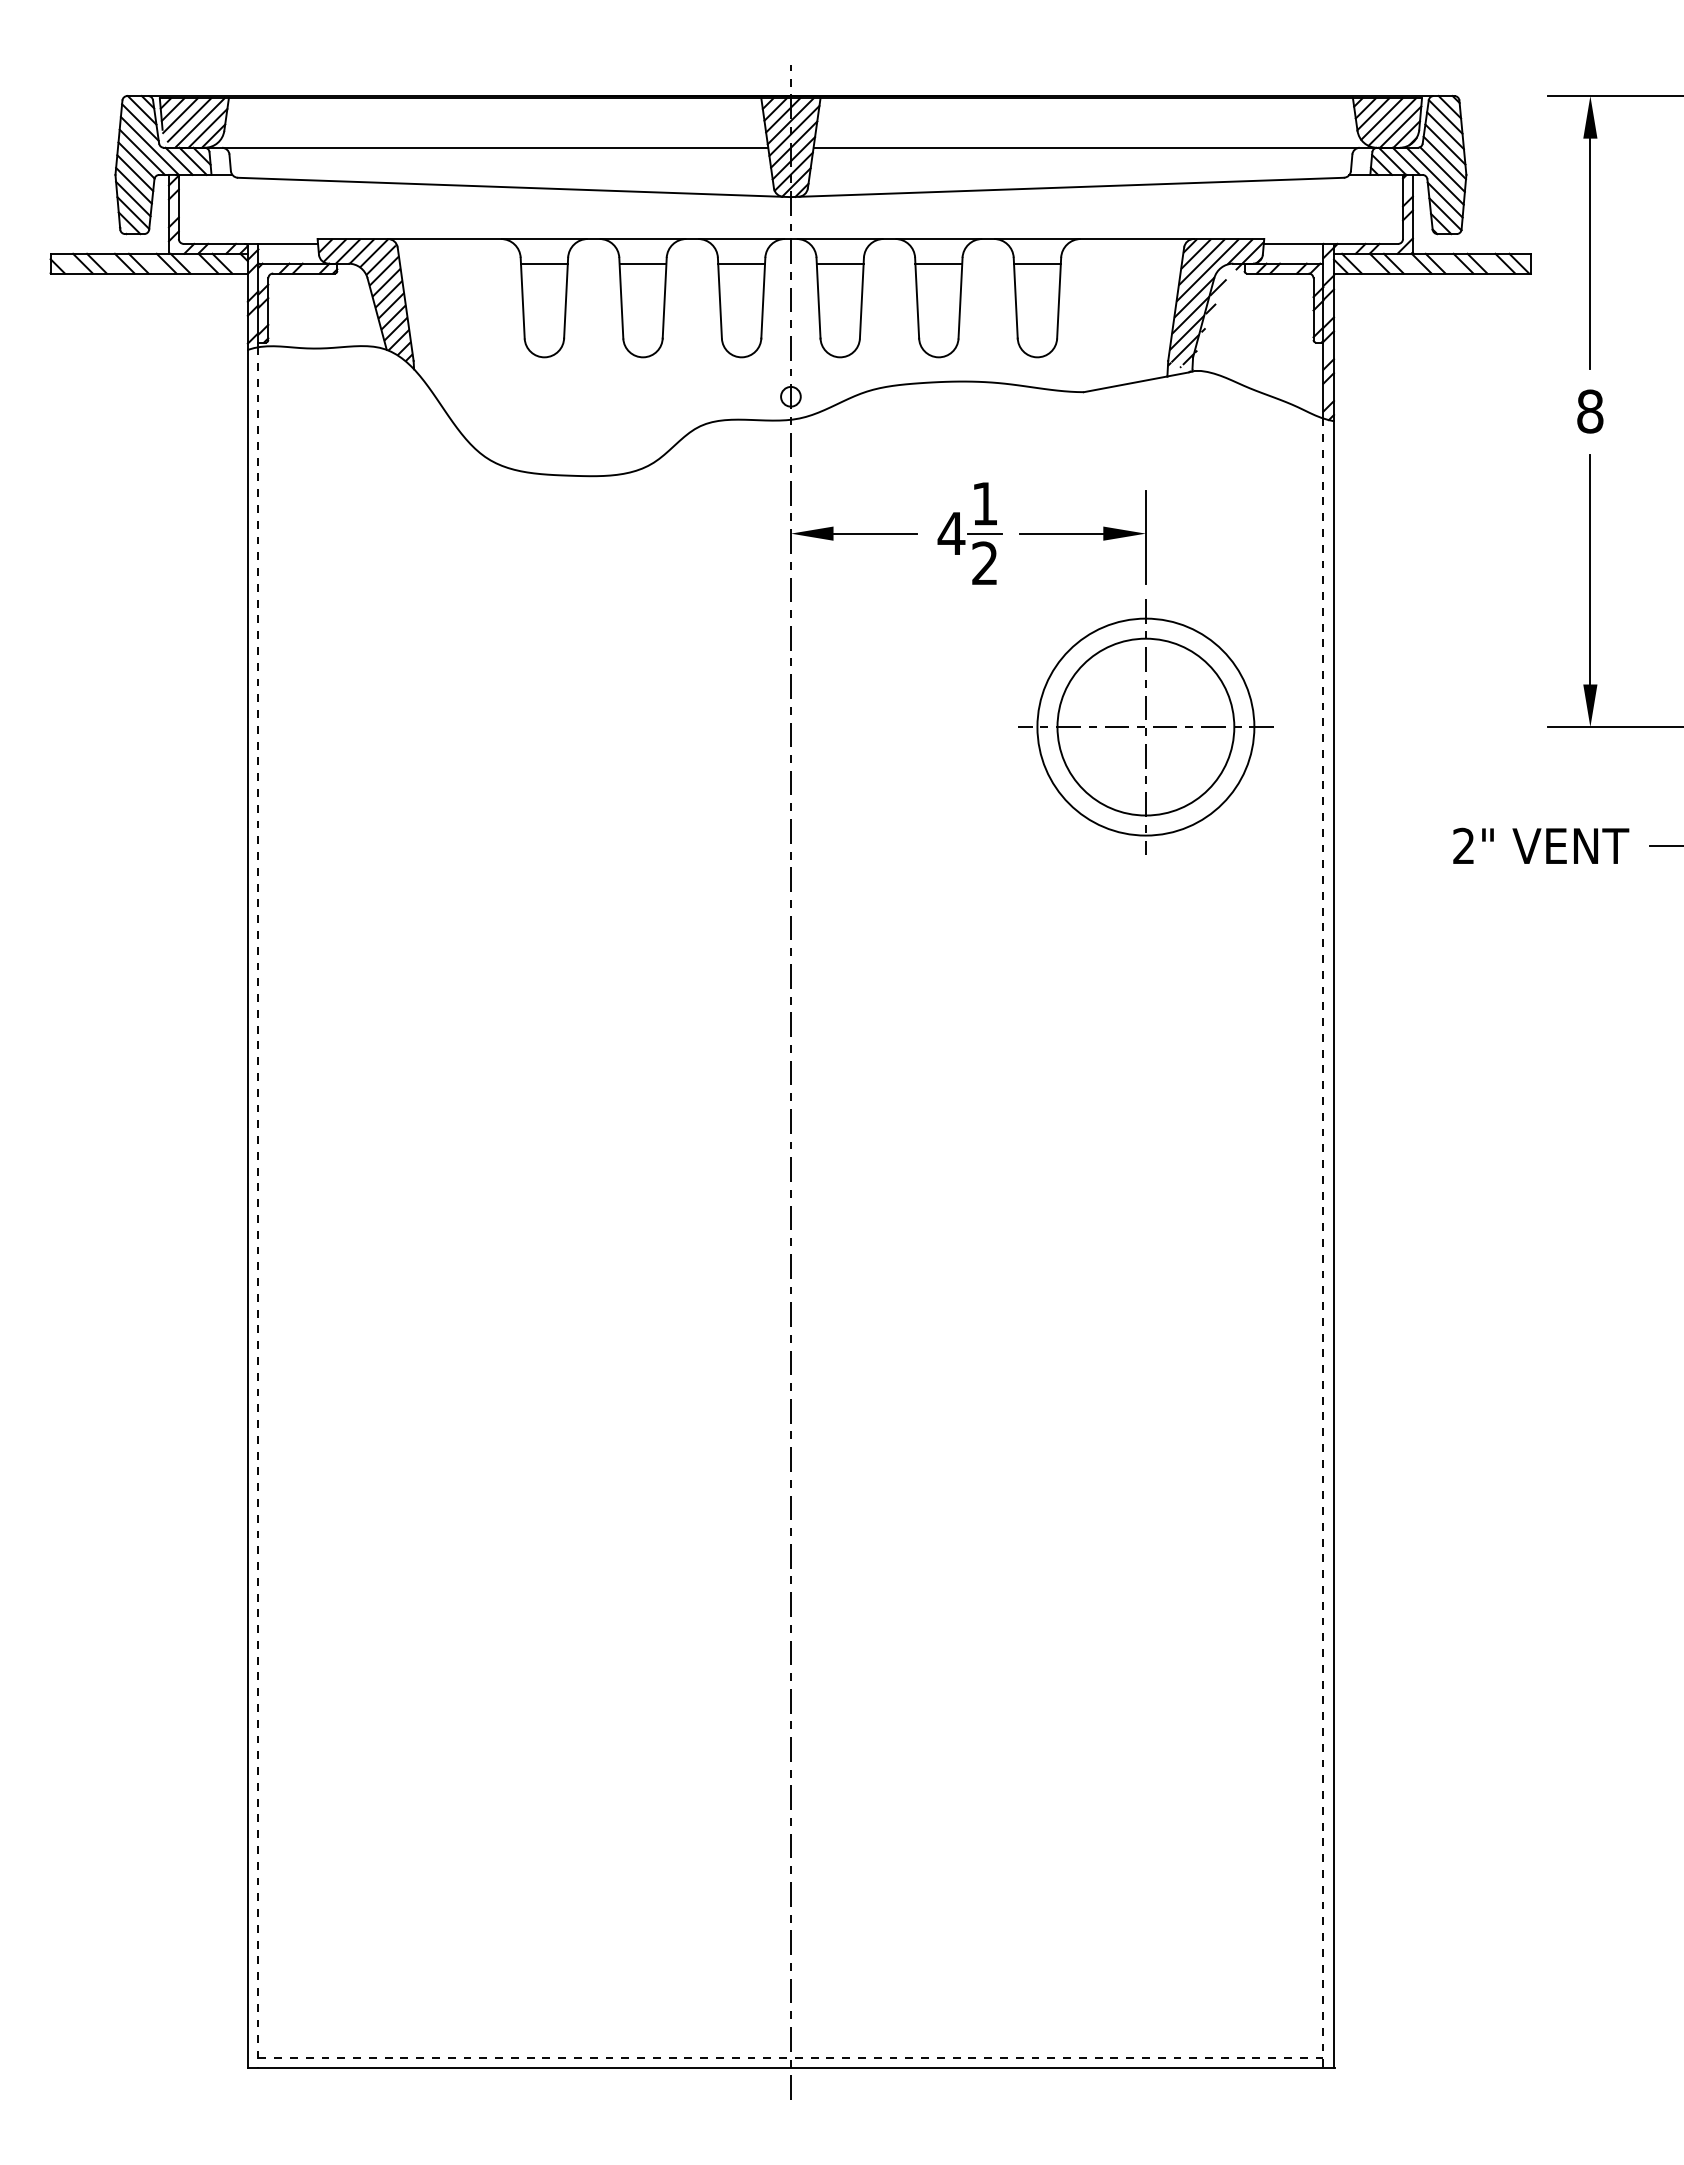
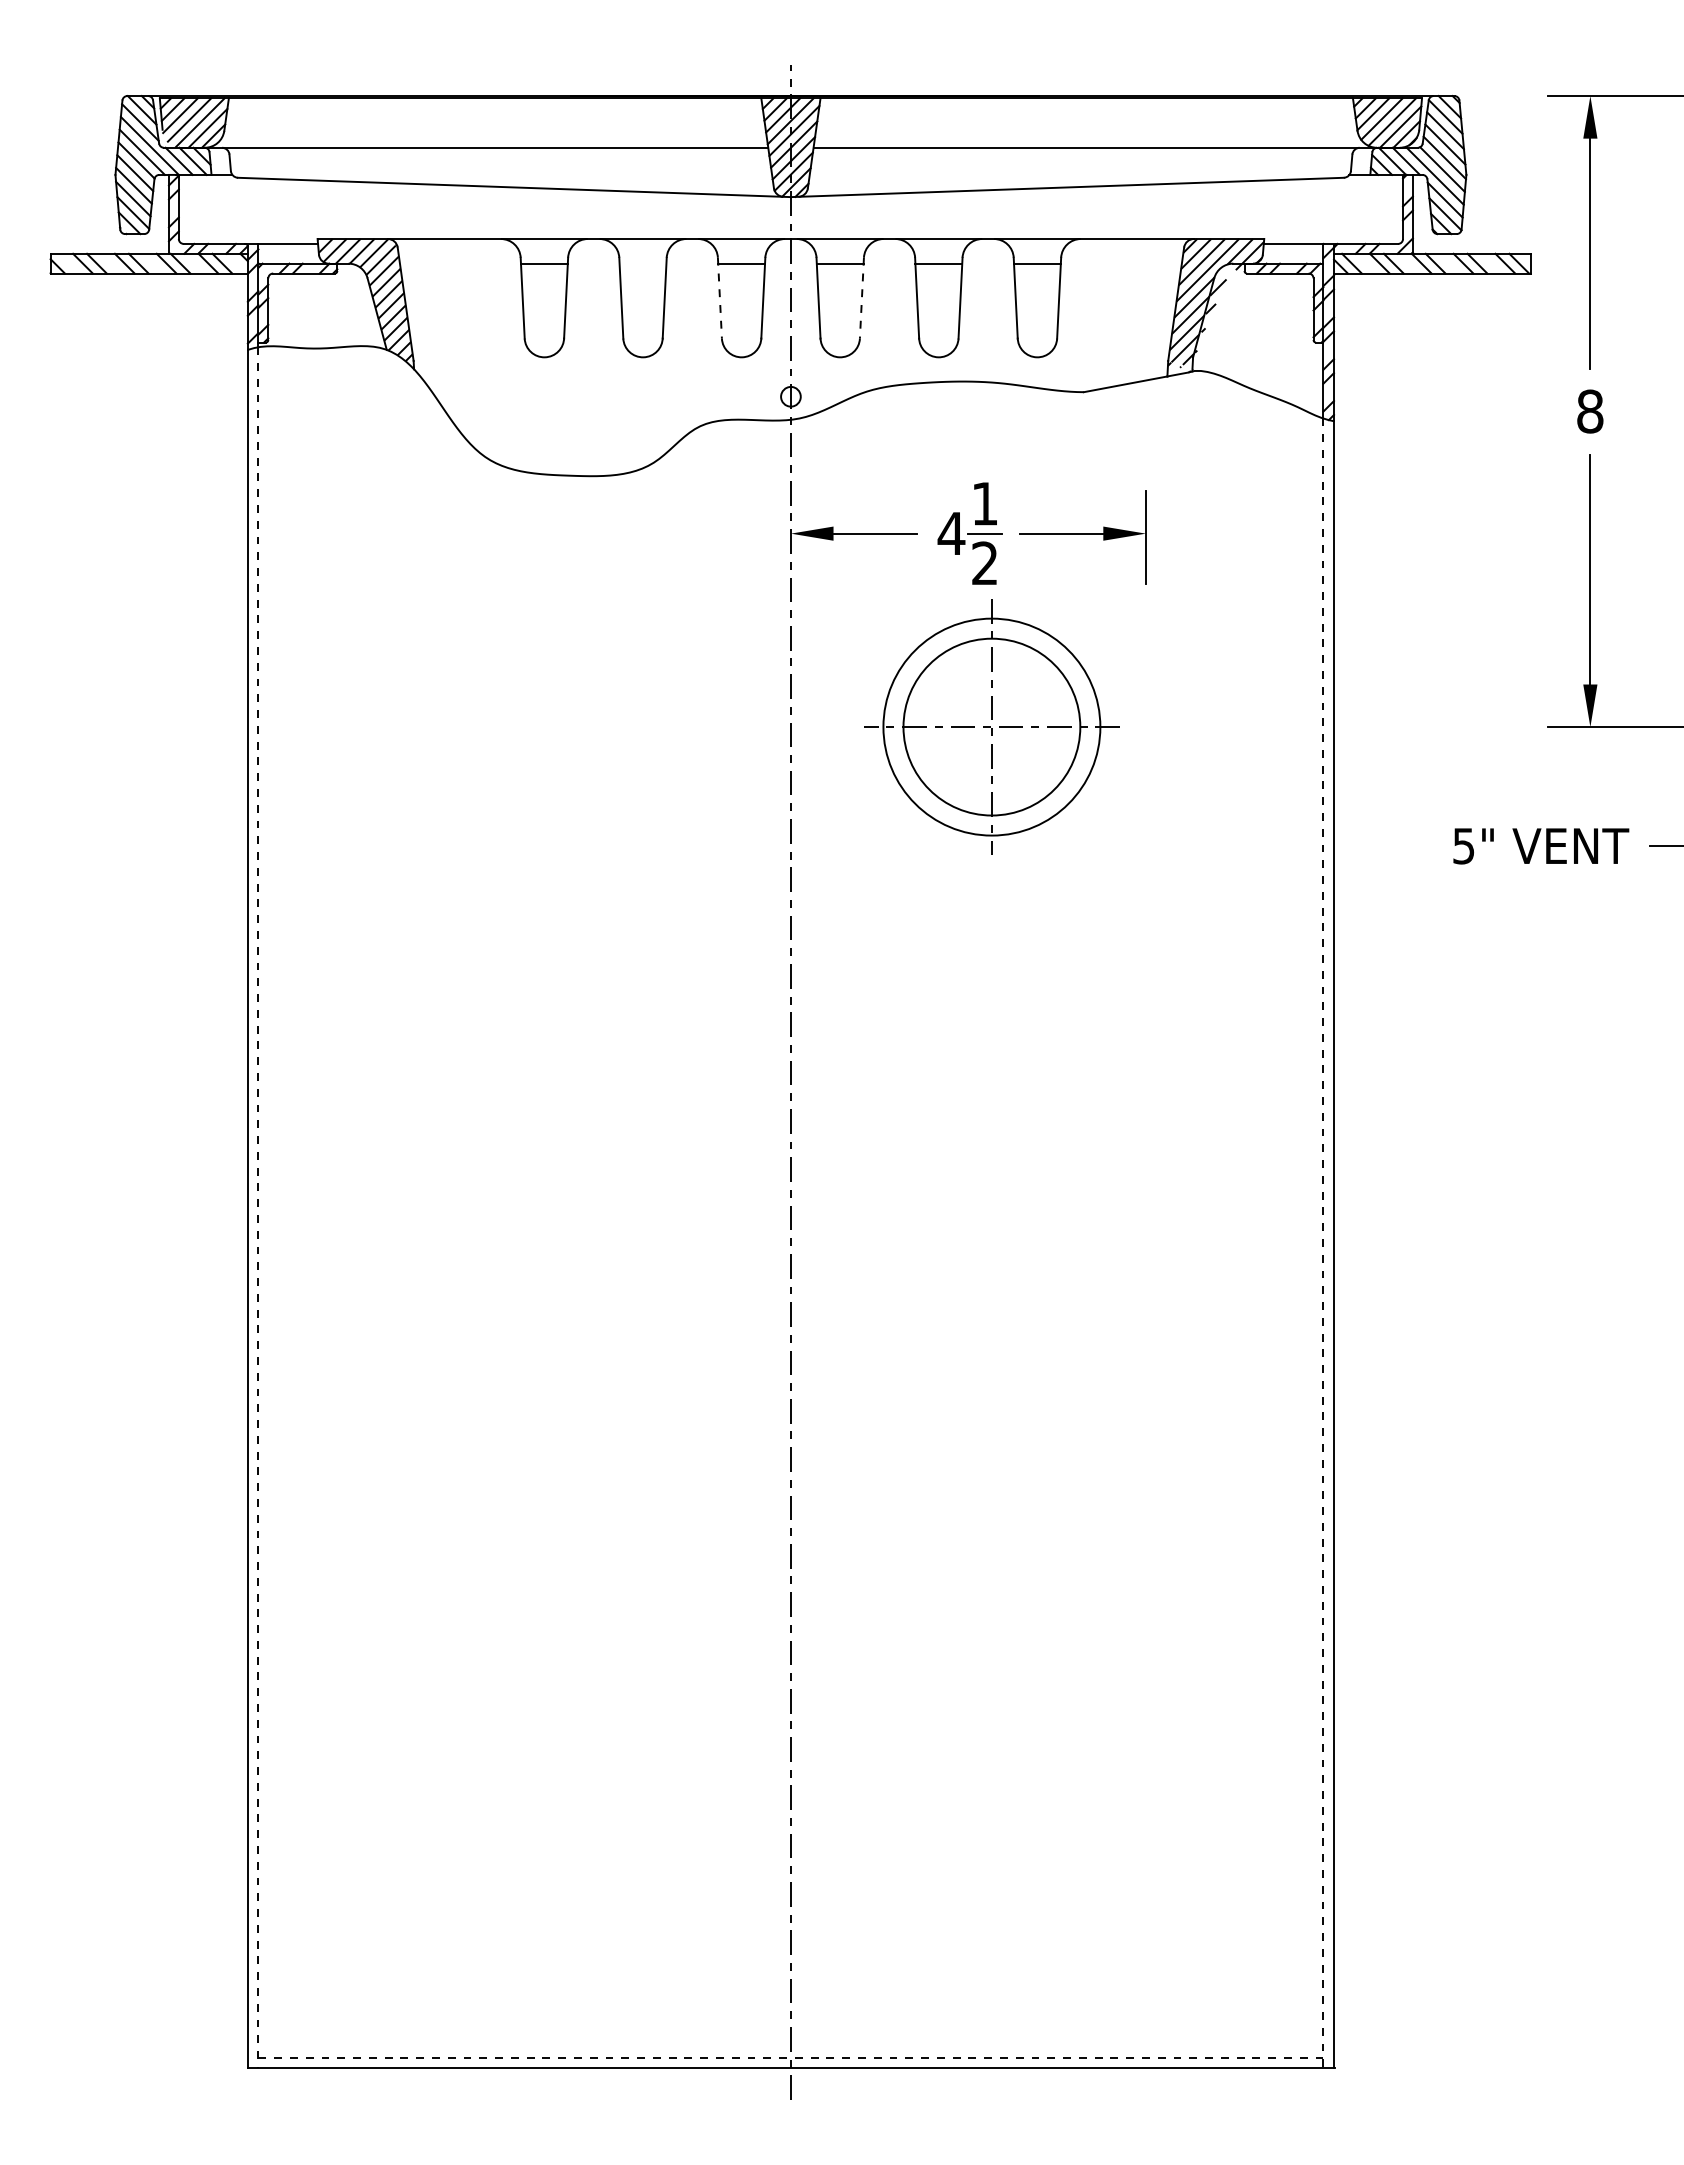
line: present -> none (642, 263)
line: solid -> dashed (719, 298)
line: solid -> dashed (861, 298)
part position: (1145, 726) -> (991, 726) (991, 726)
text: 2" -> 5" (1463, 845)
